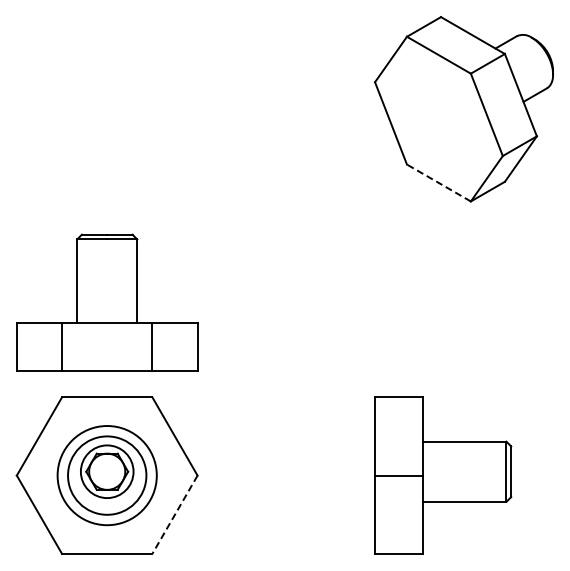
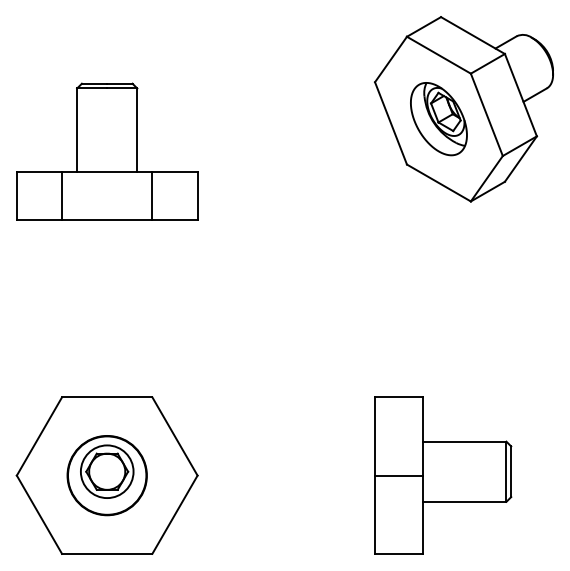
part: none -> present (438, 119)
line: dashed -> solid (438, 183)
part position: (107, 302) -> (107, 151) (107, 151)
circle diameter: 99 px -> 79 px (106, 475)
line: dashed -> solid (174, 515)
